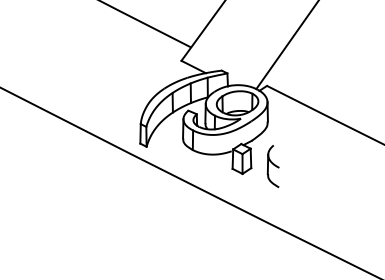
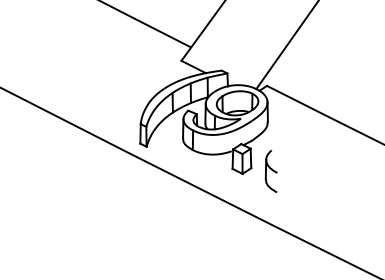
part position: (272, 166) -> (270, 171) (270, 171)
